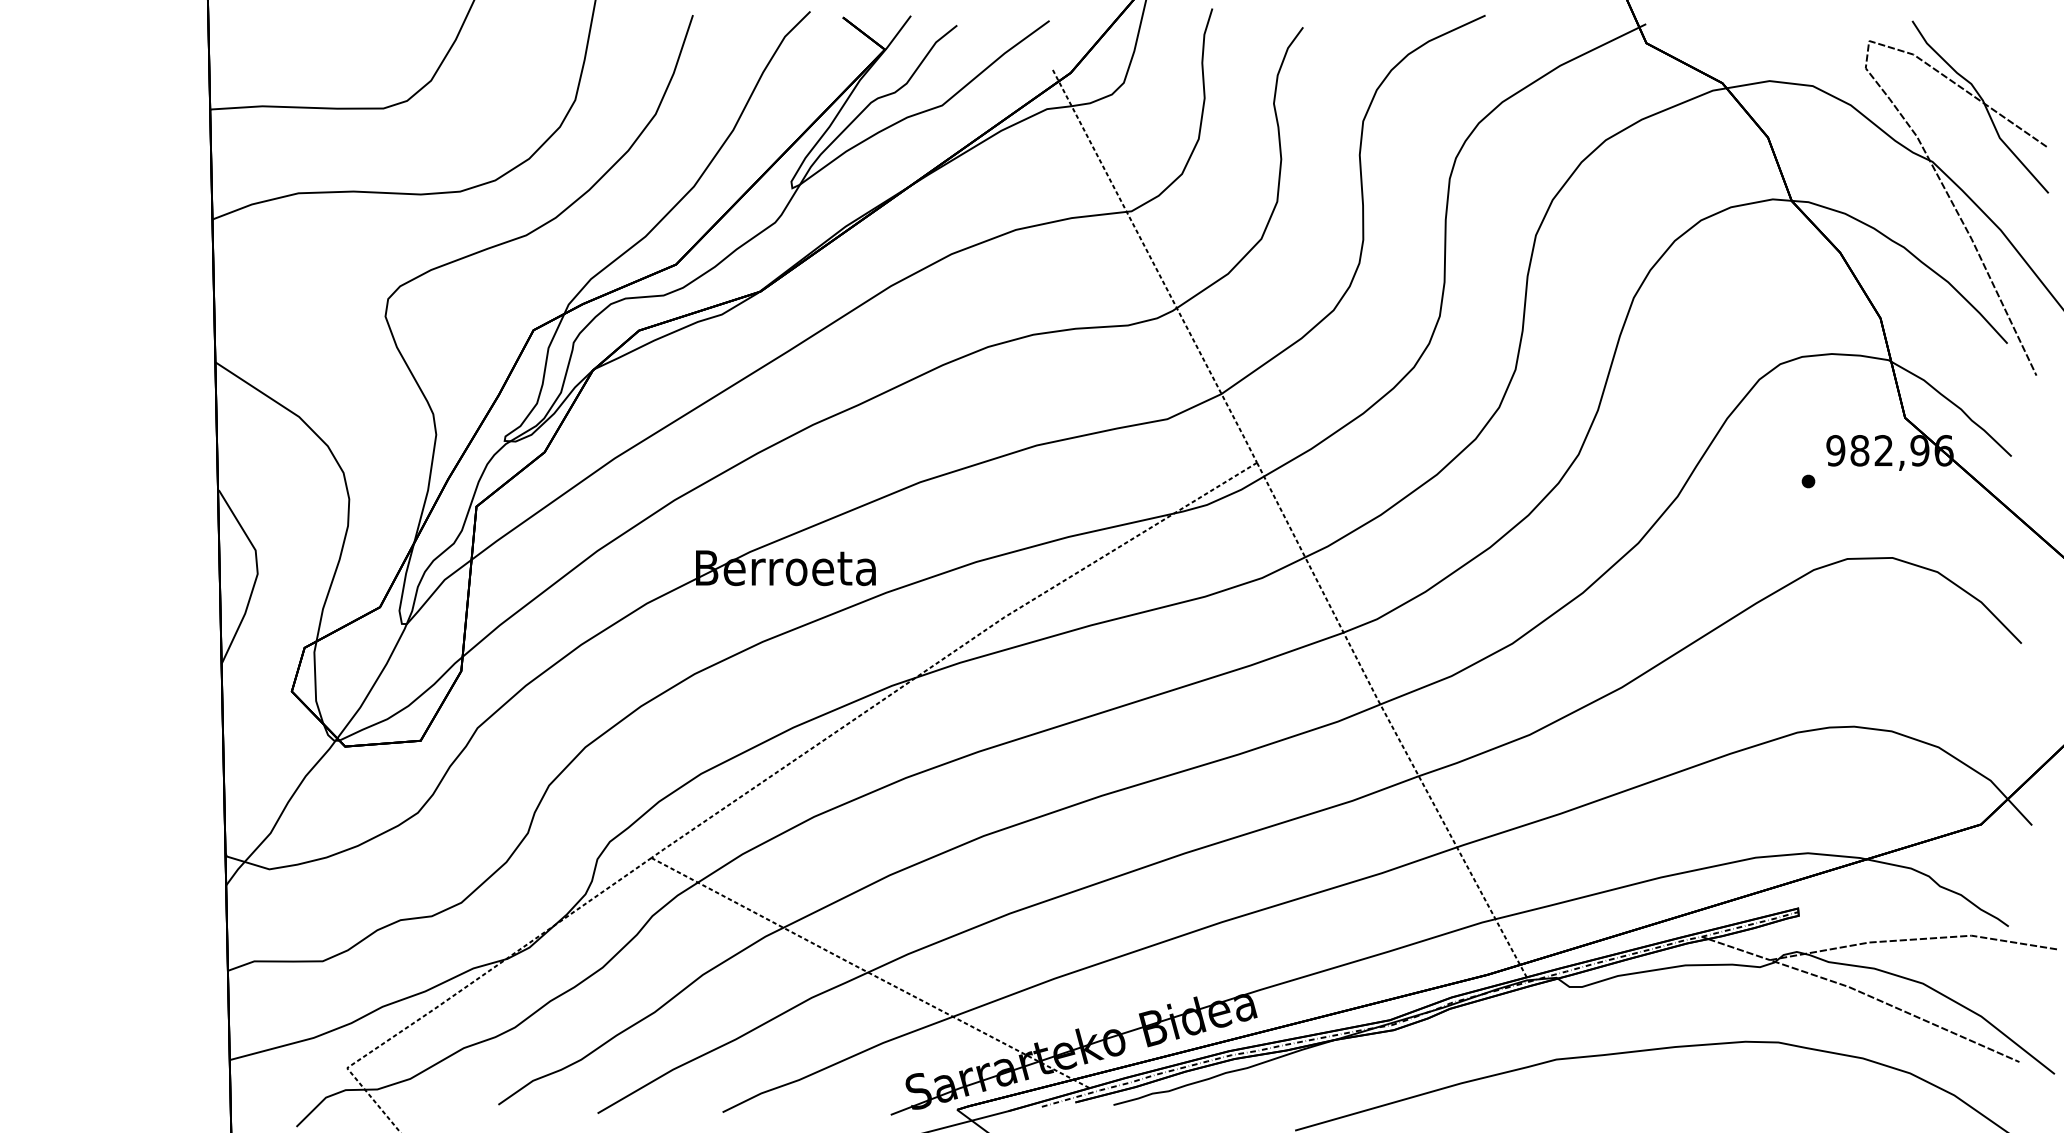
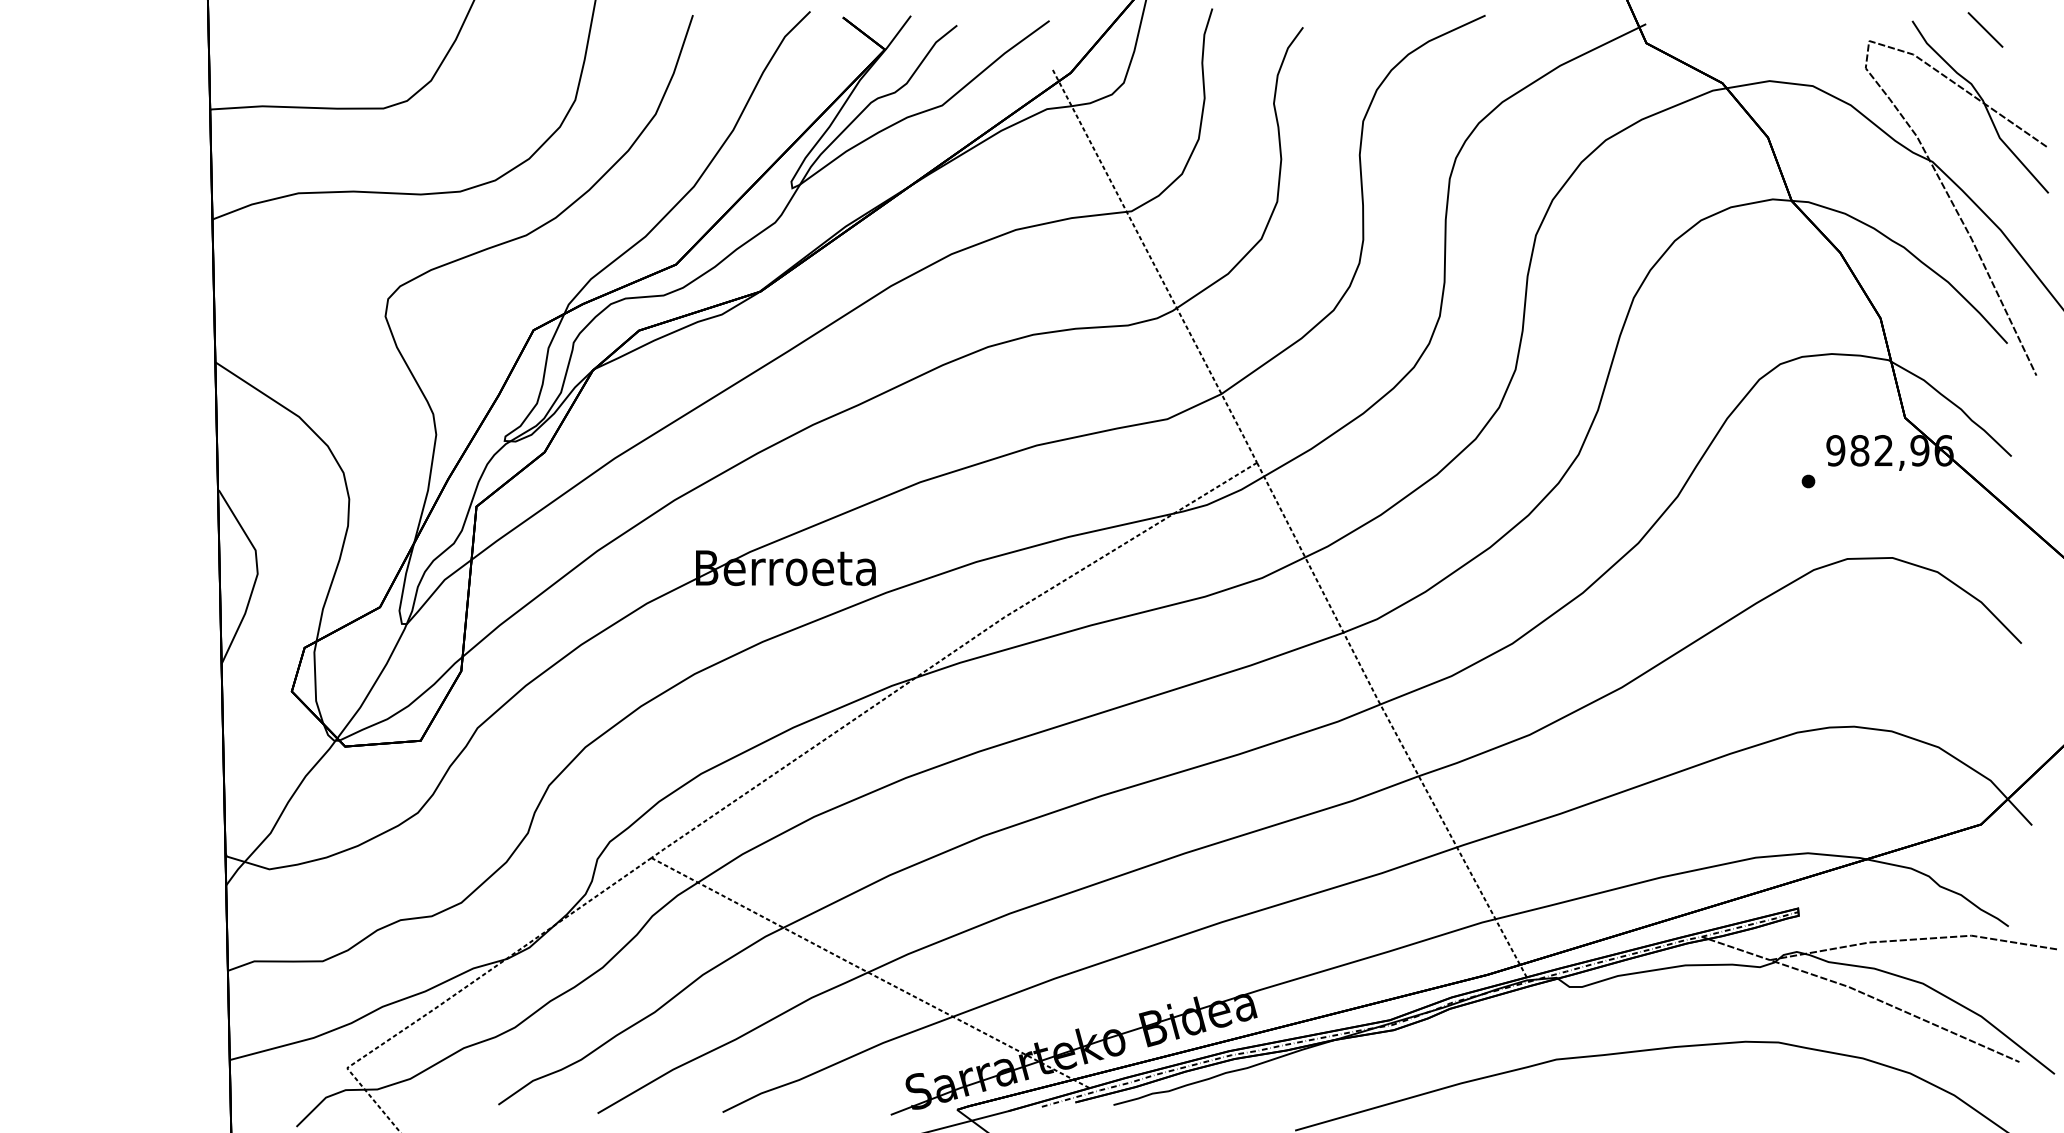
line: none -> present (1985, 29)
